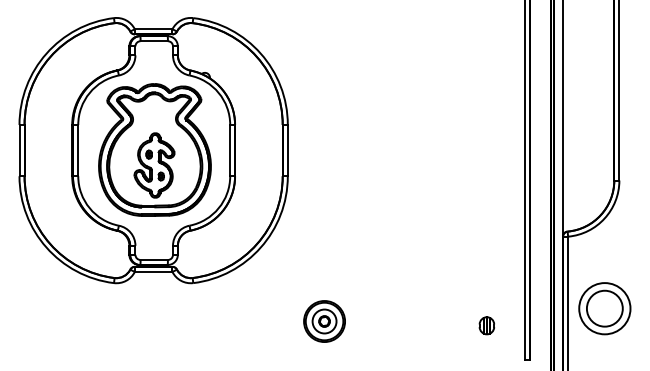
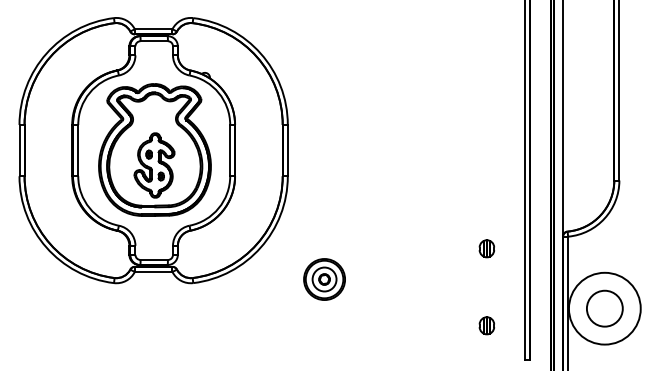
part: none -> present (486, 248)
circle diameter: 51 px -> 72 px (604, 308)
part position: (324, 321) -> (324, 279) (324, 279)
